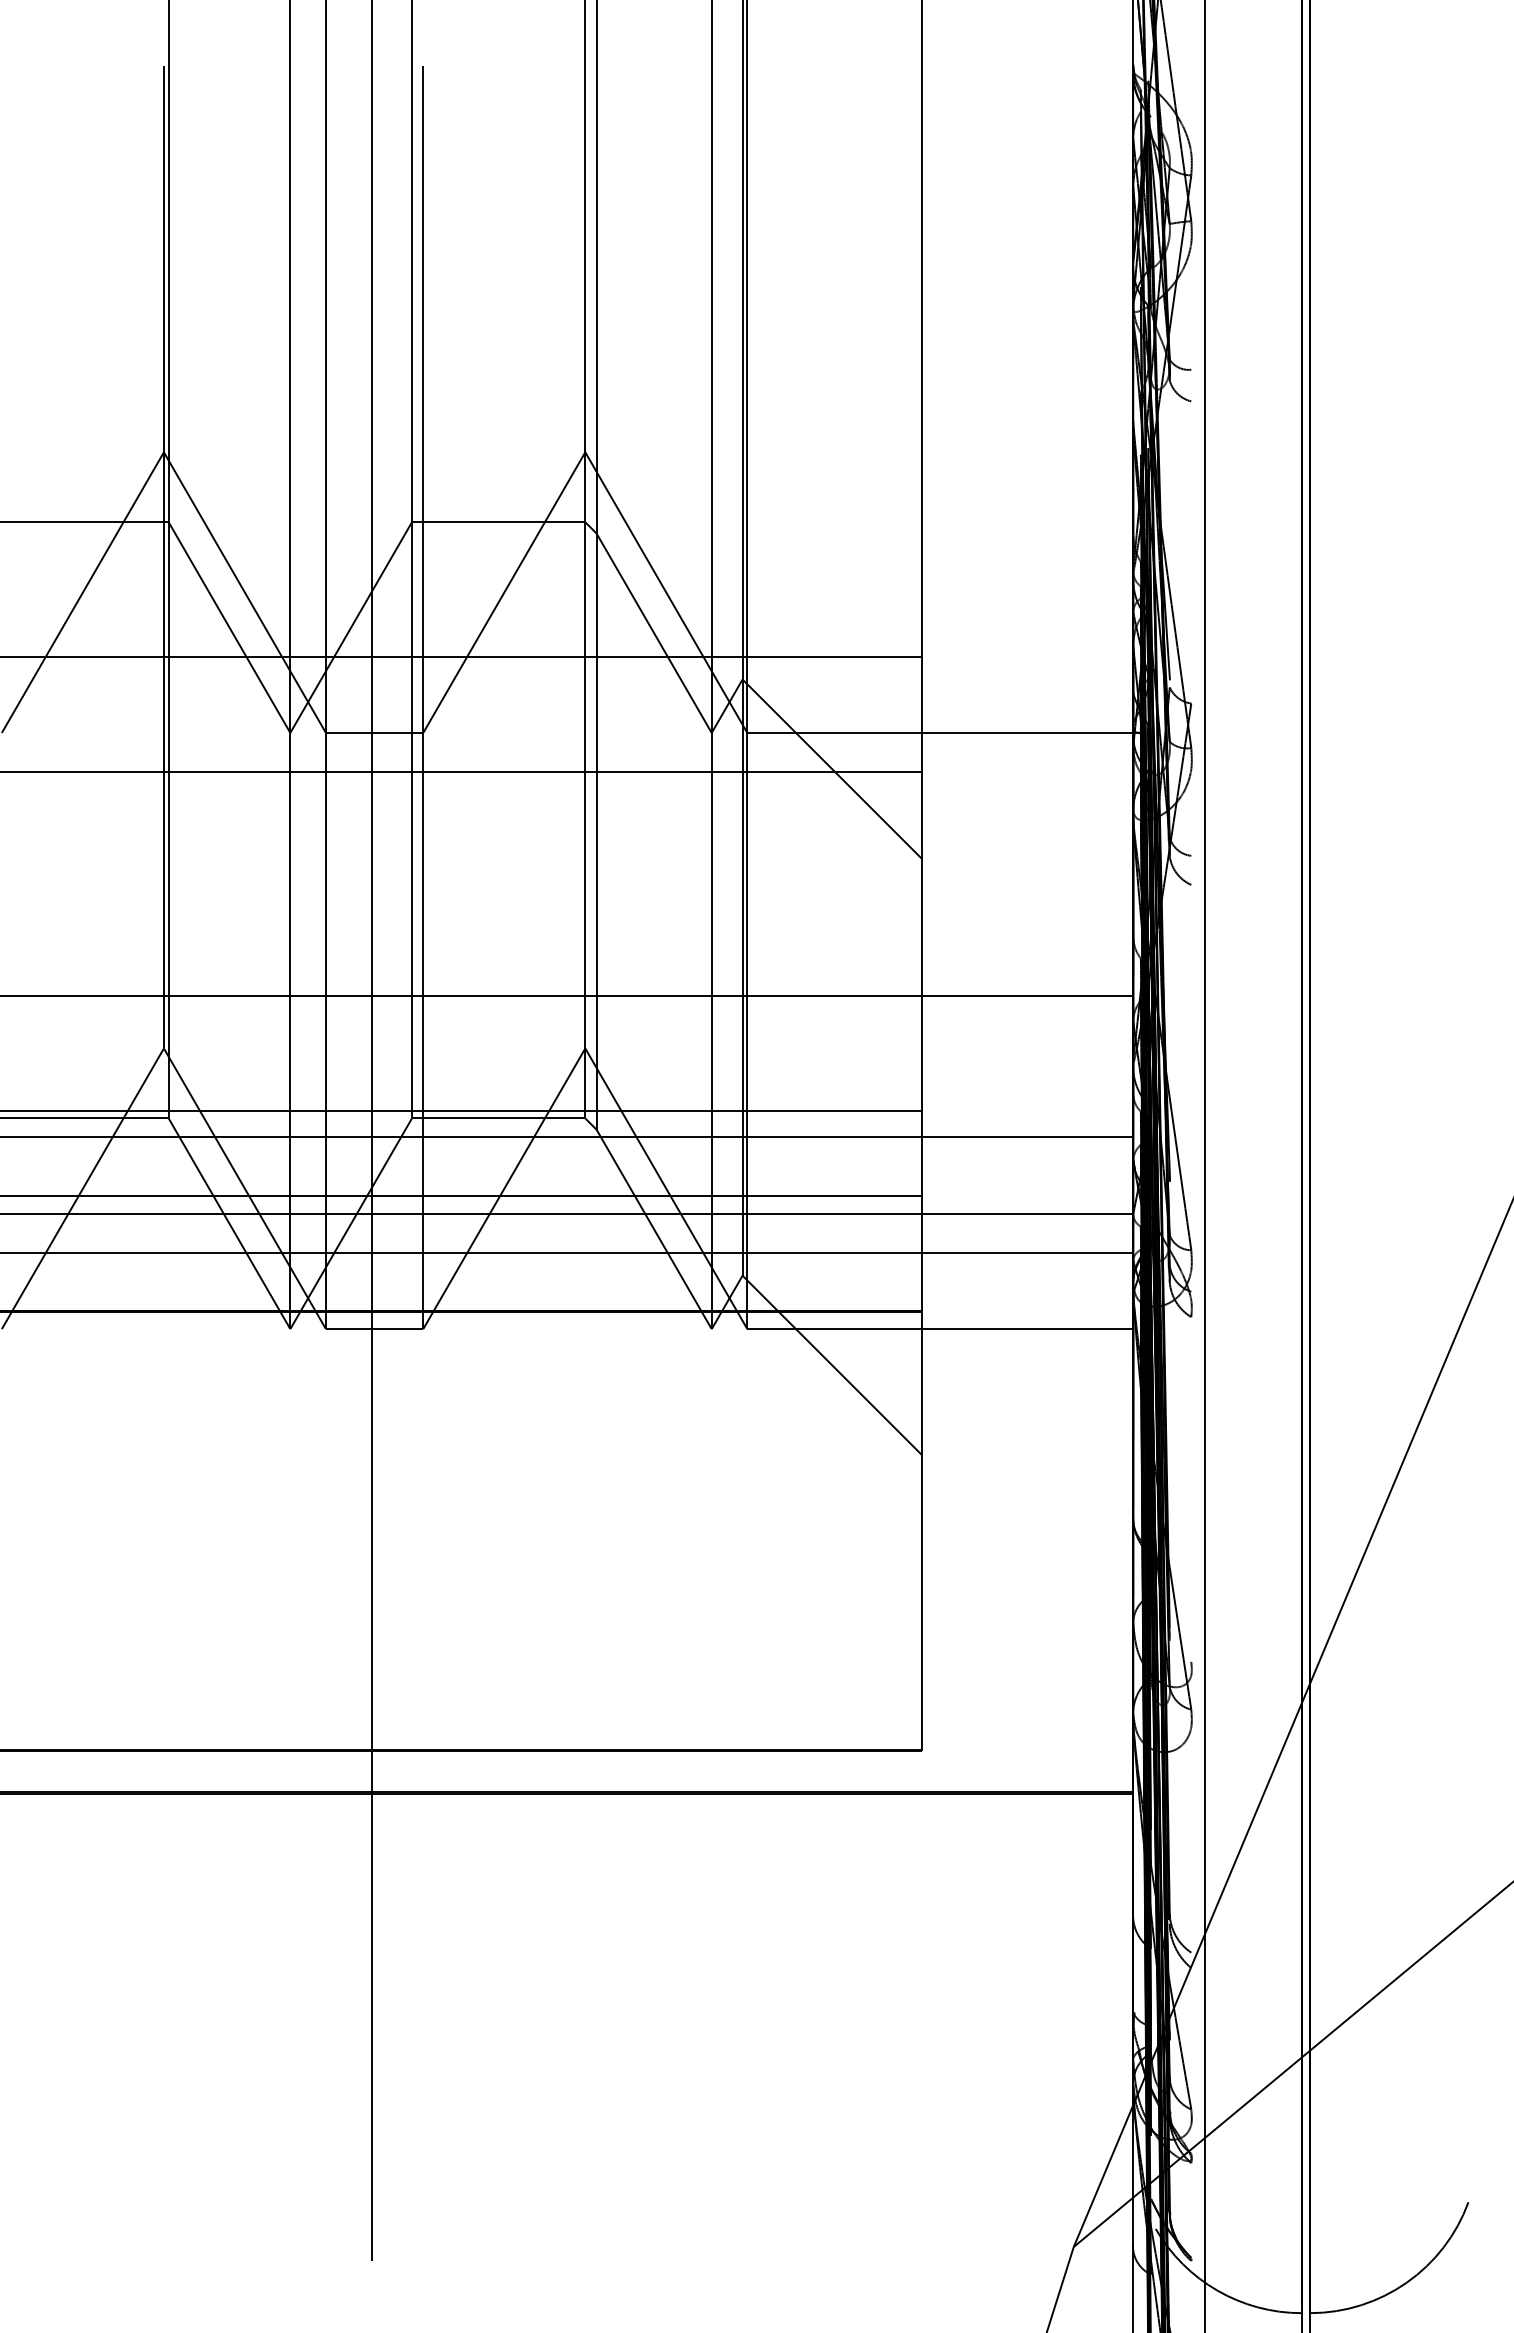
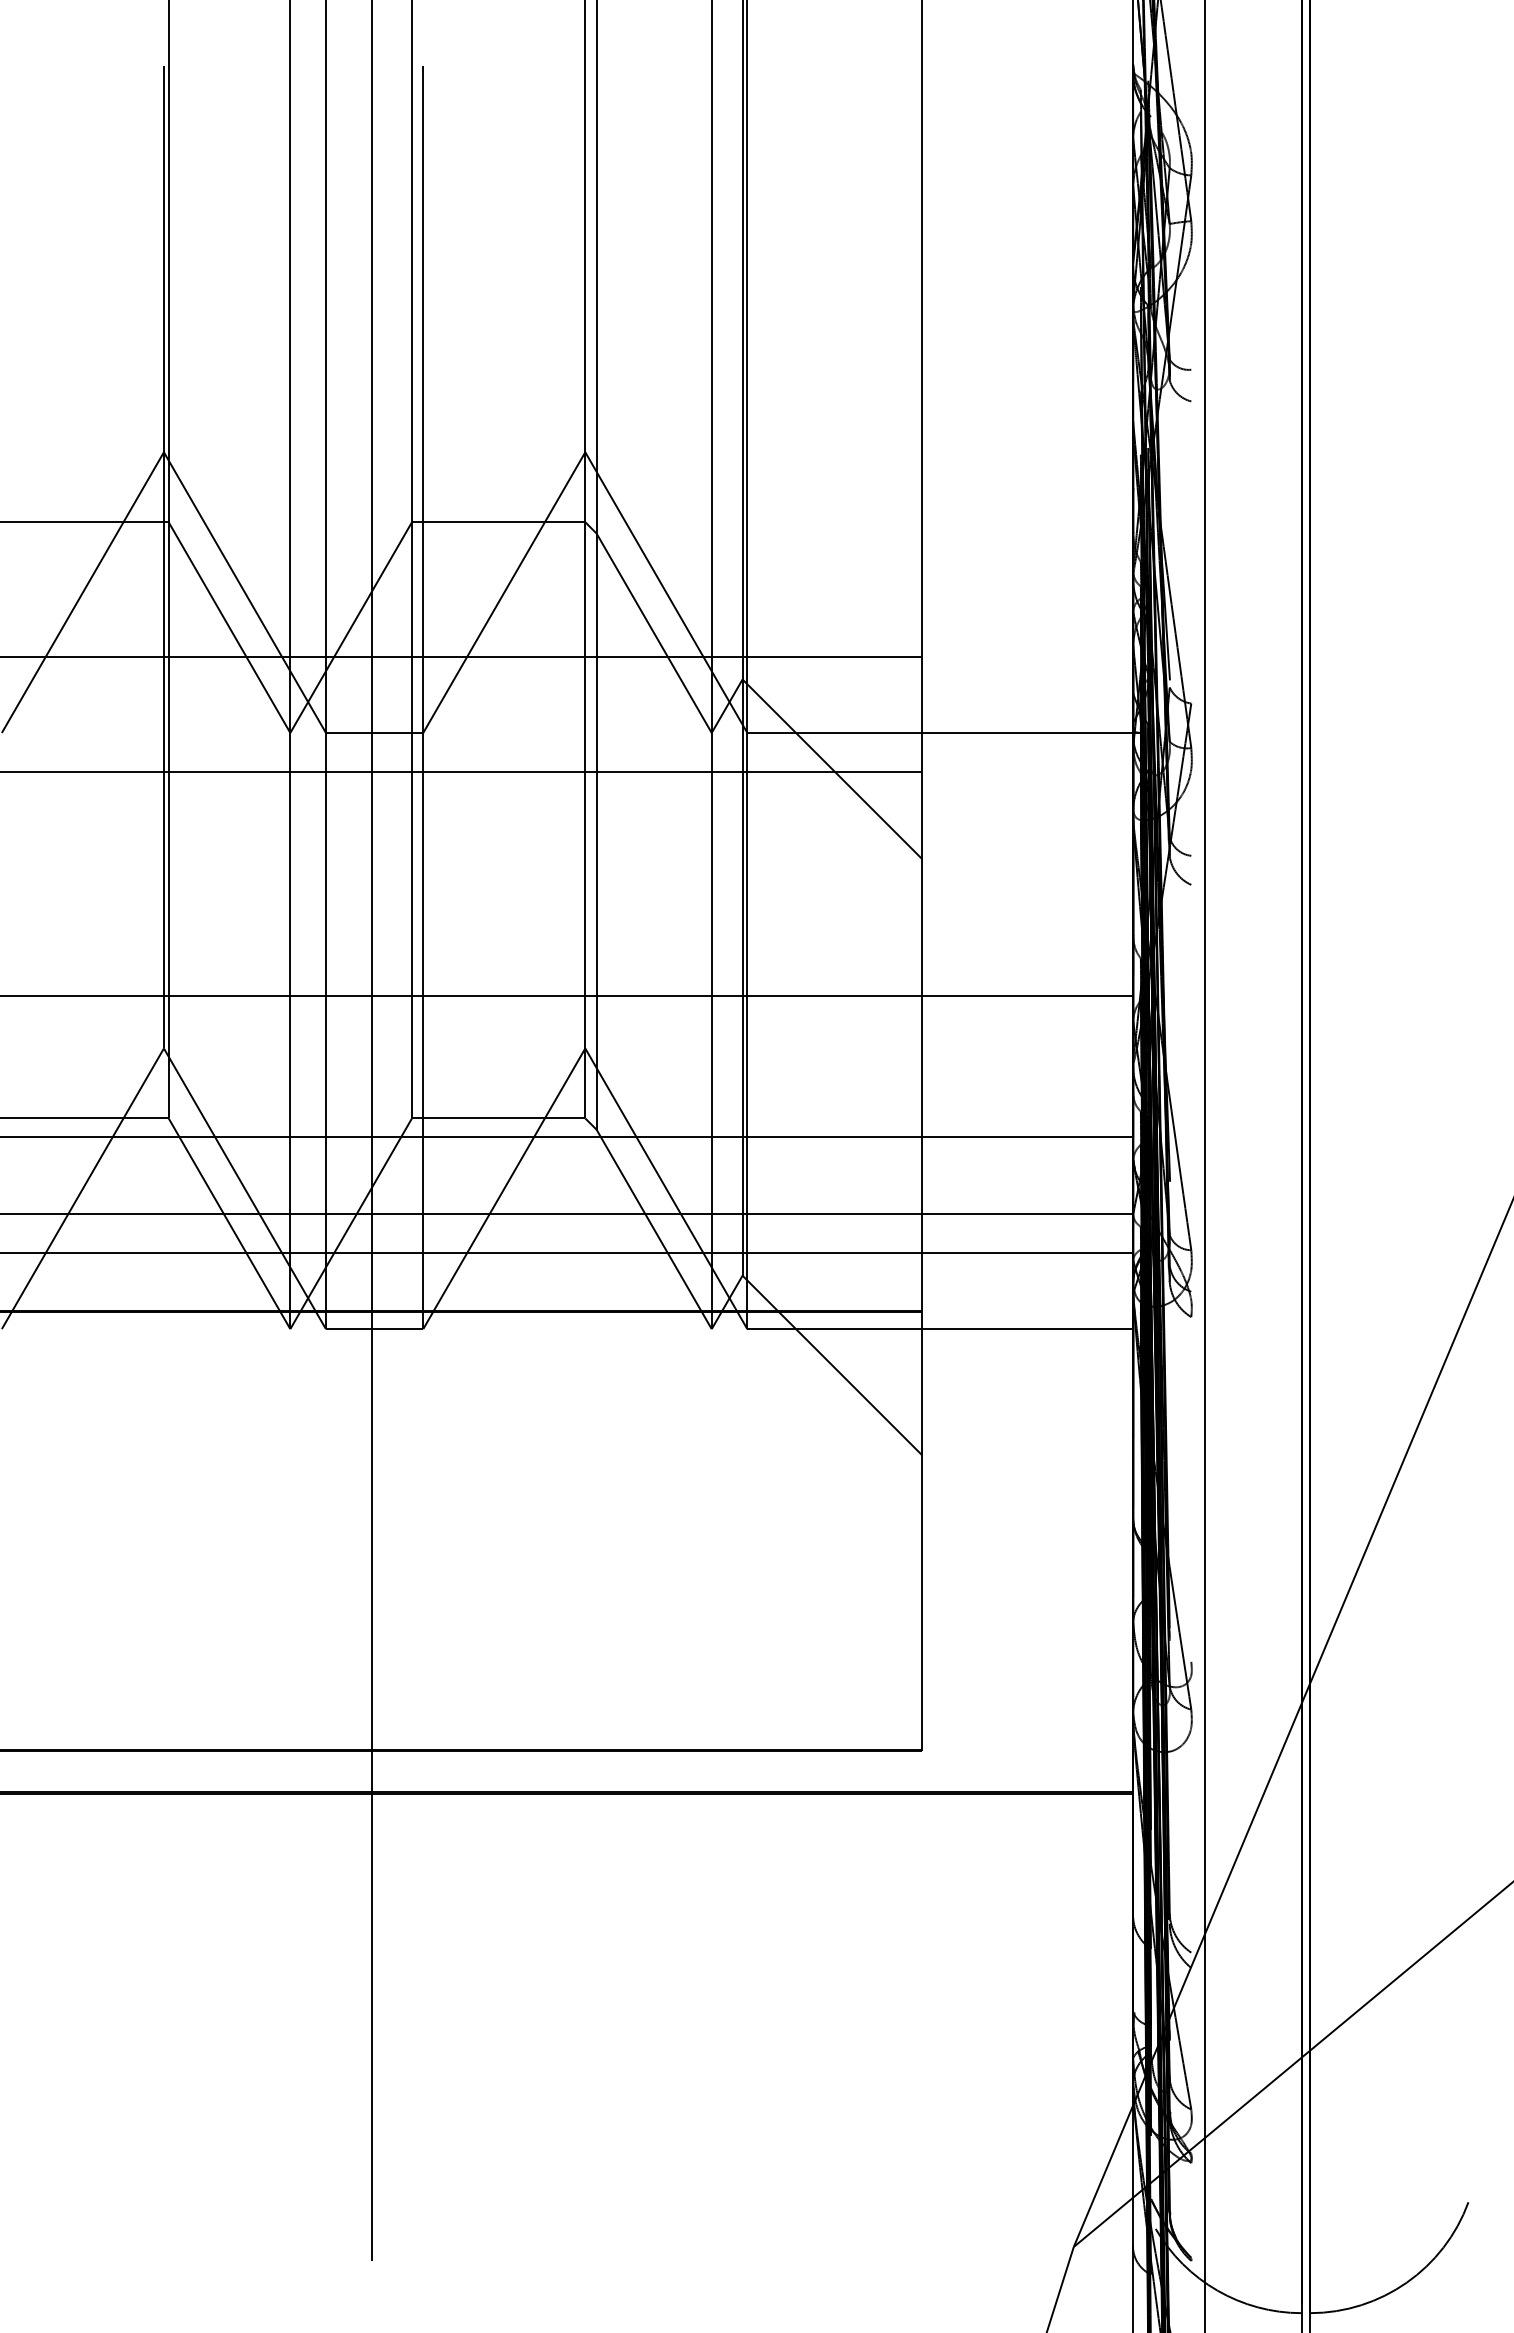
line: present -> none (462, 1110)
line: present -> none (462, 1195)
